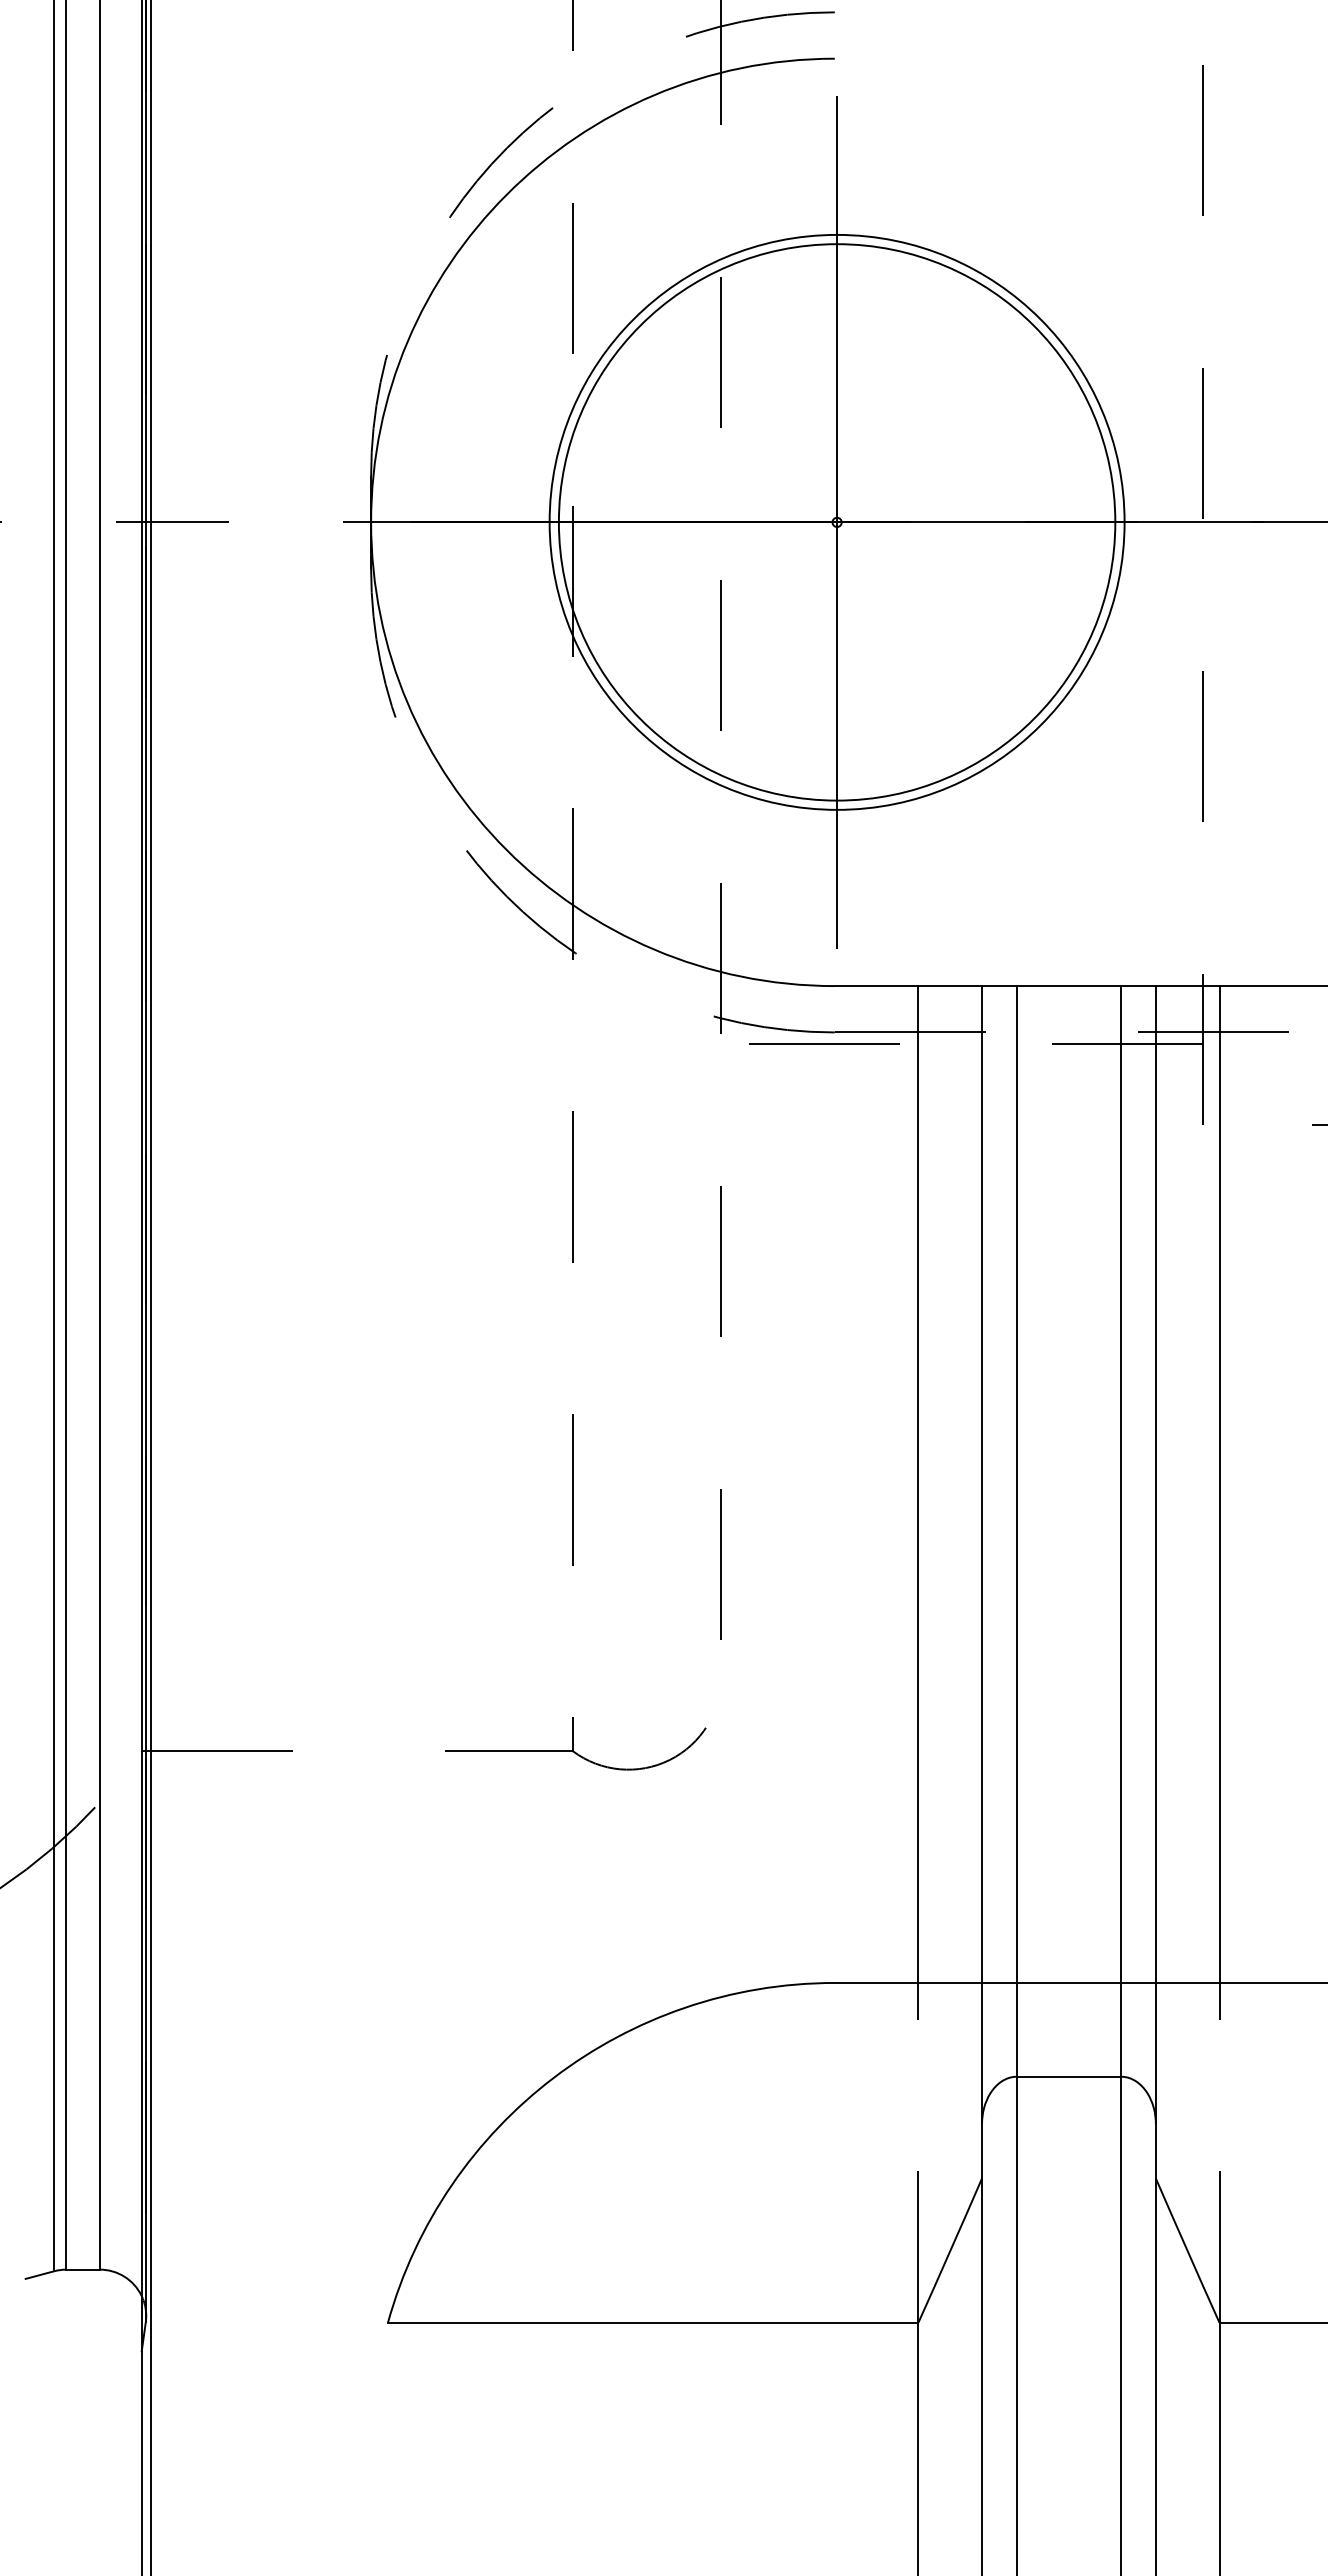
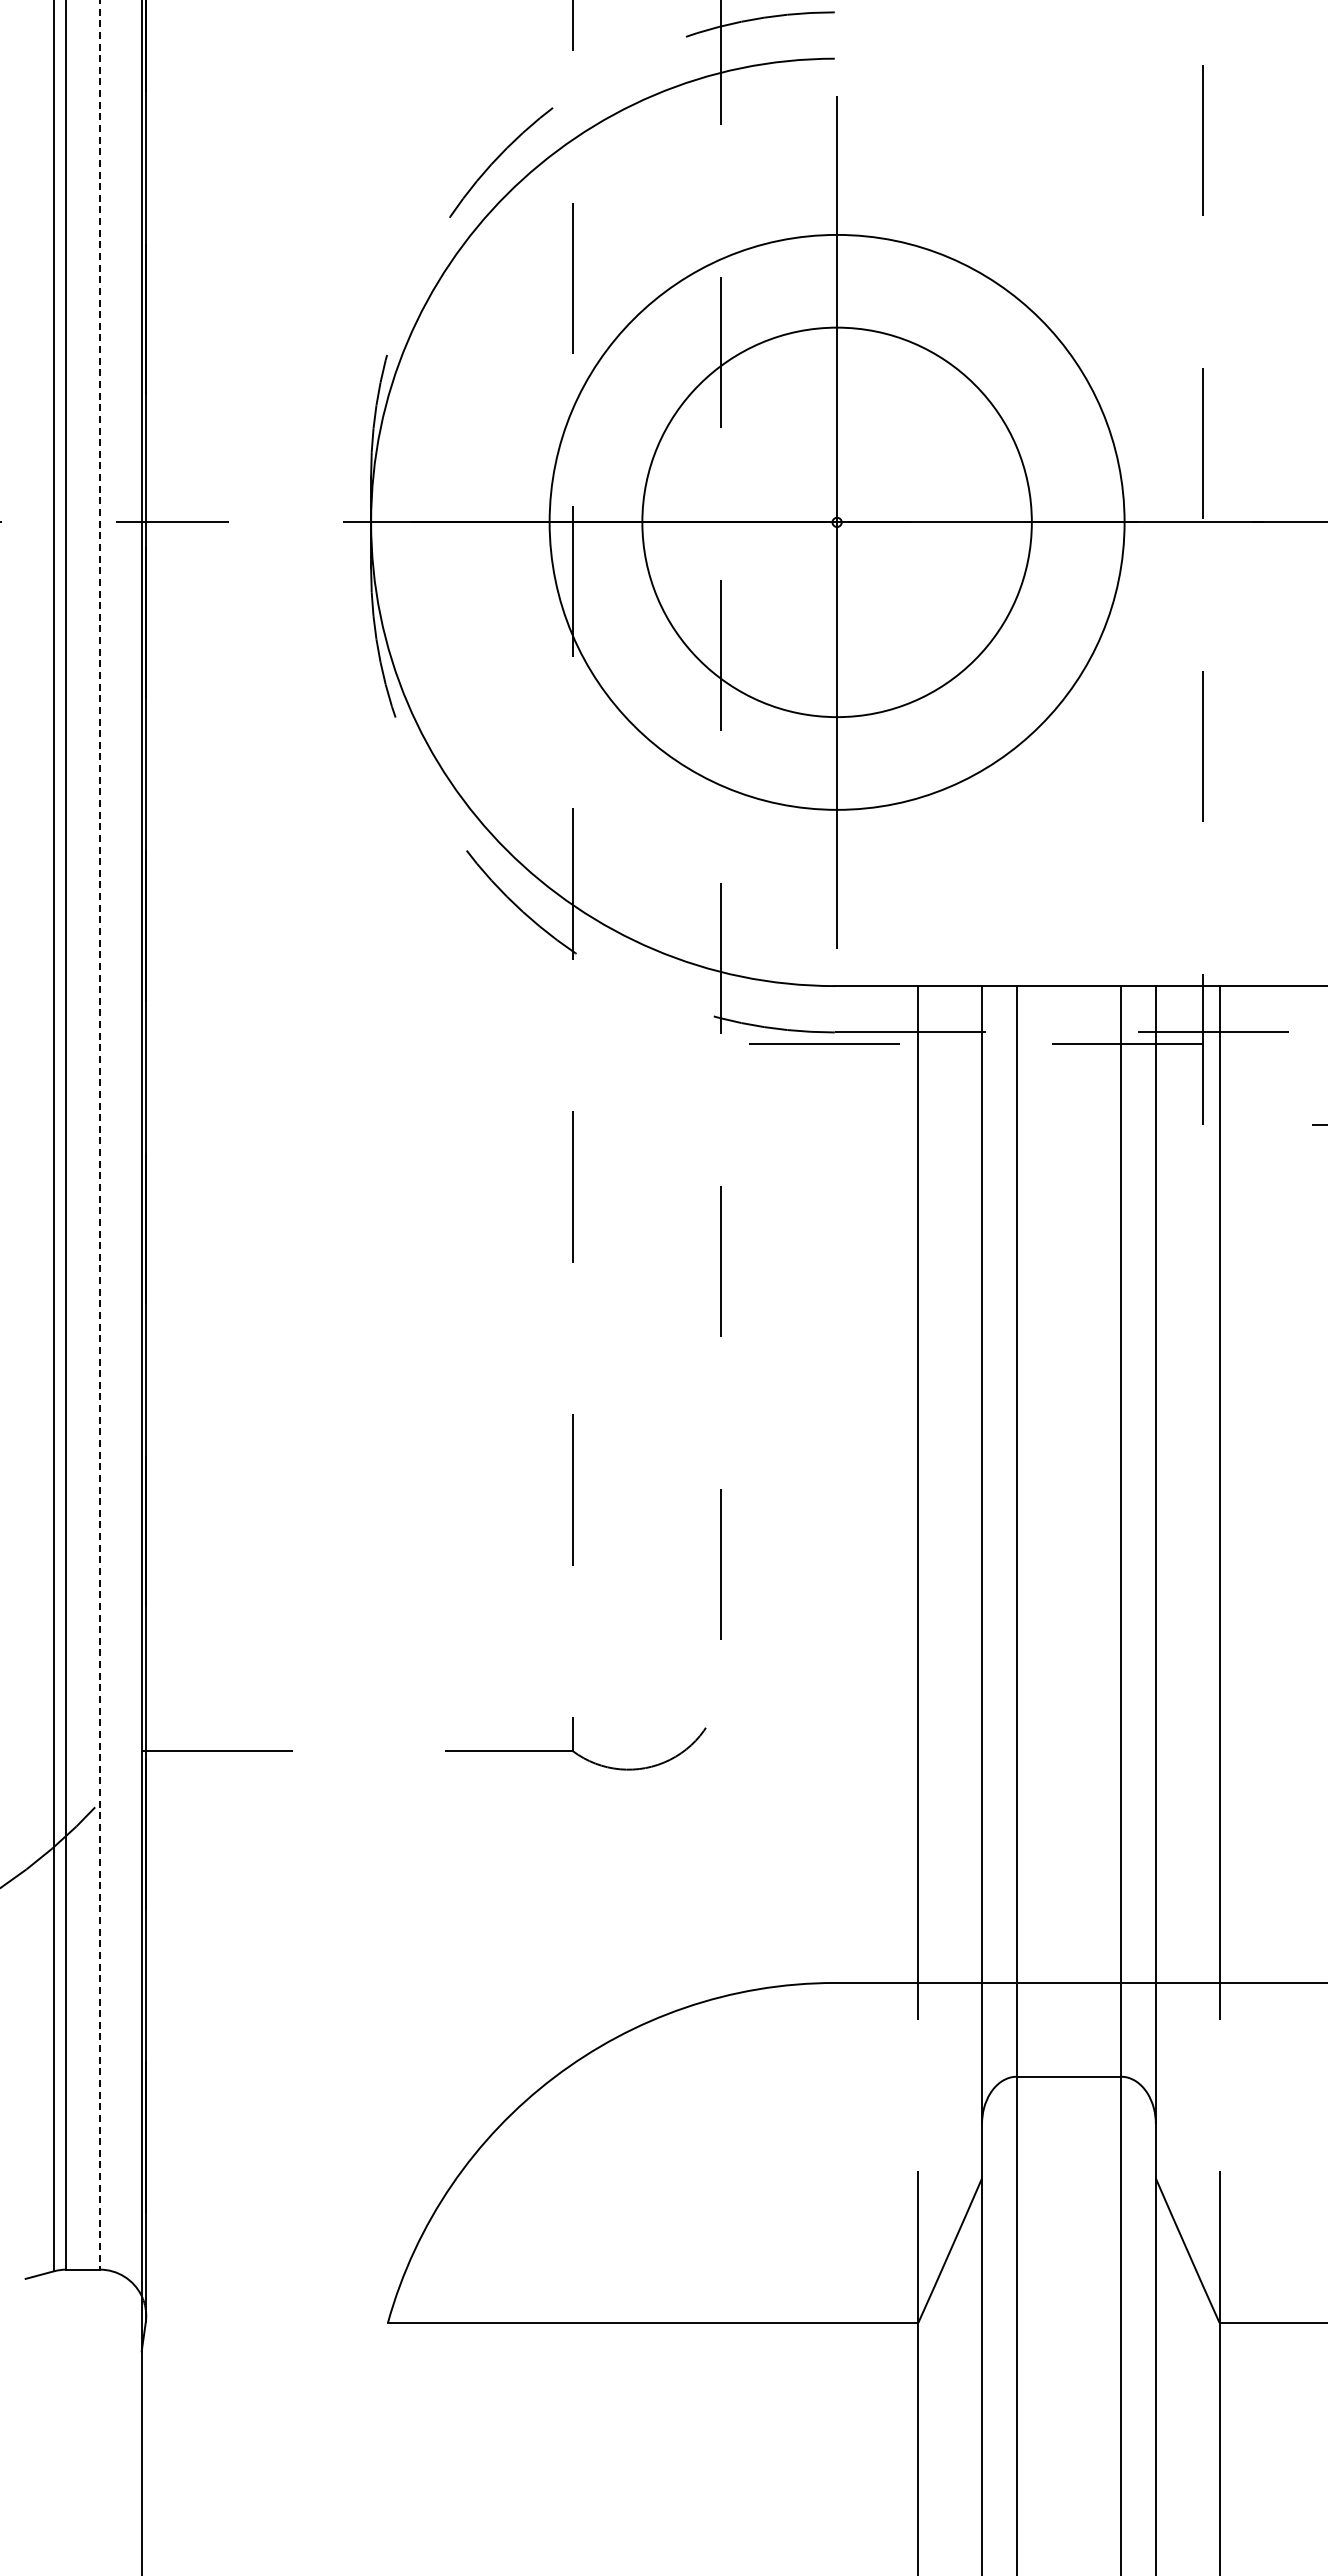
circle diameter: 556 px -> 389 px (836, 522)
line: solid -> dashed (99, 1135)
line: present -> none (150, 1287)
